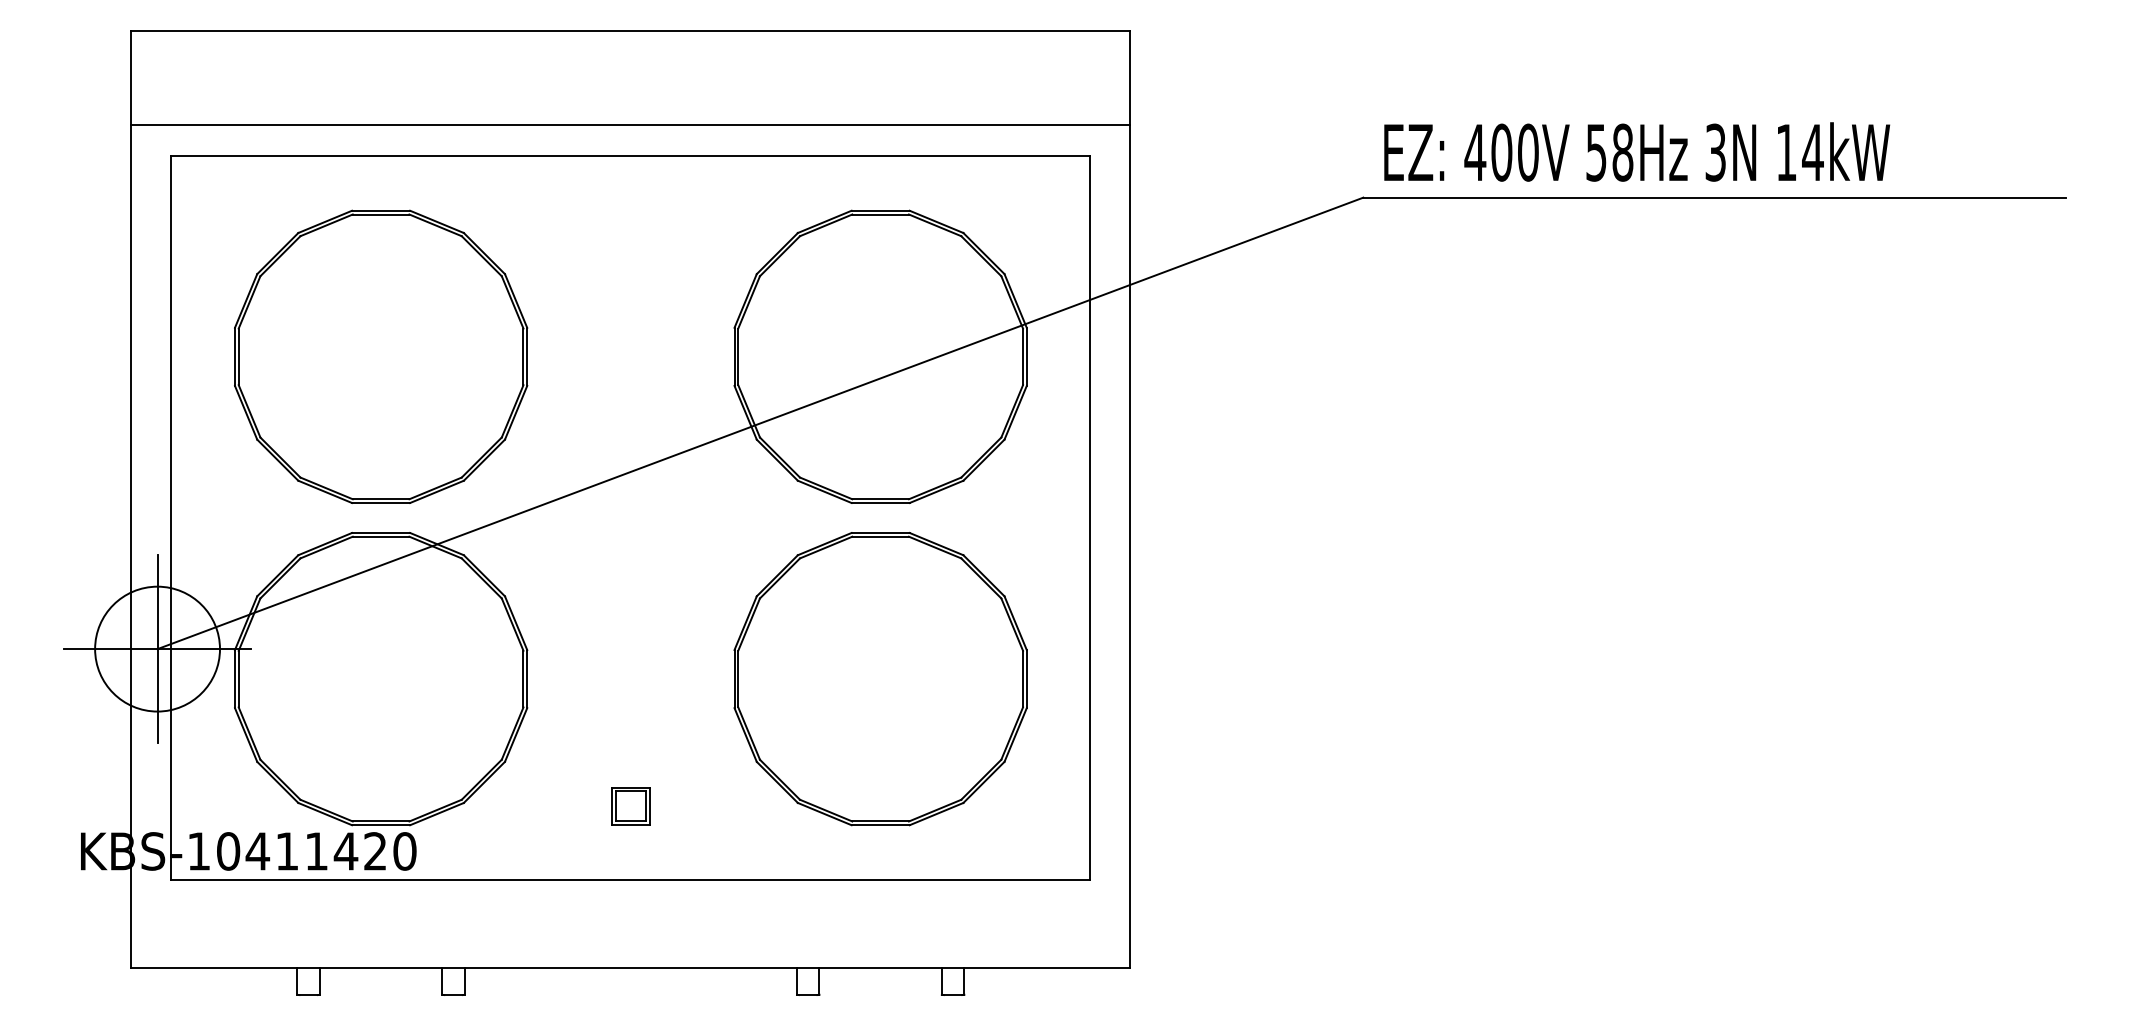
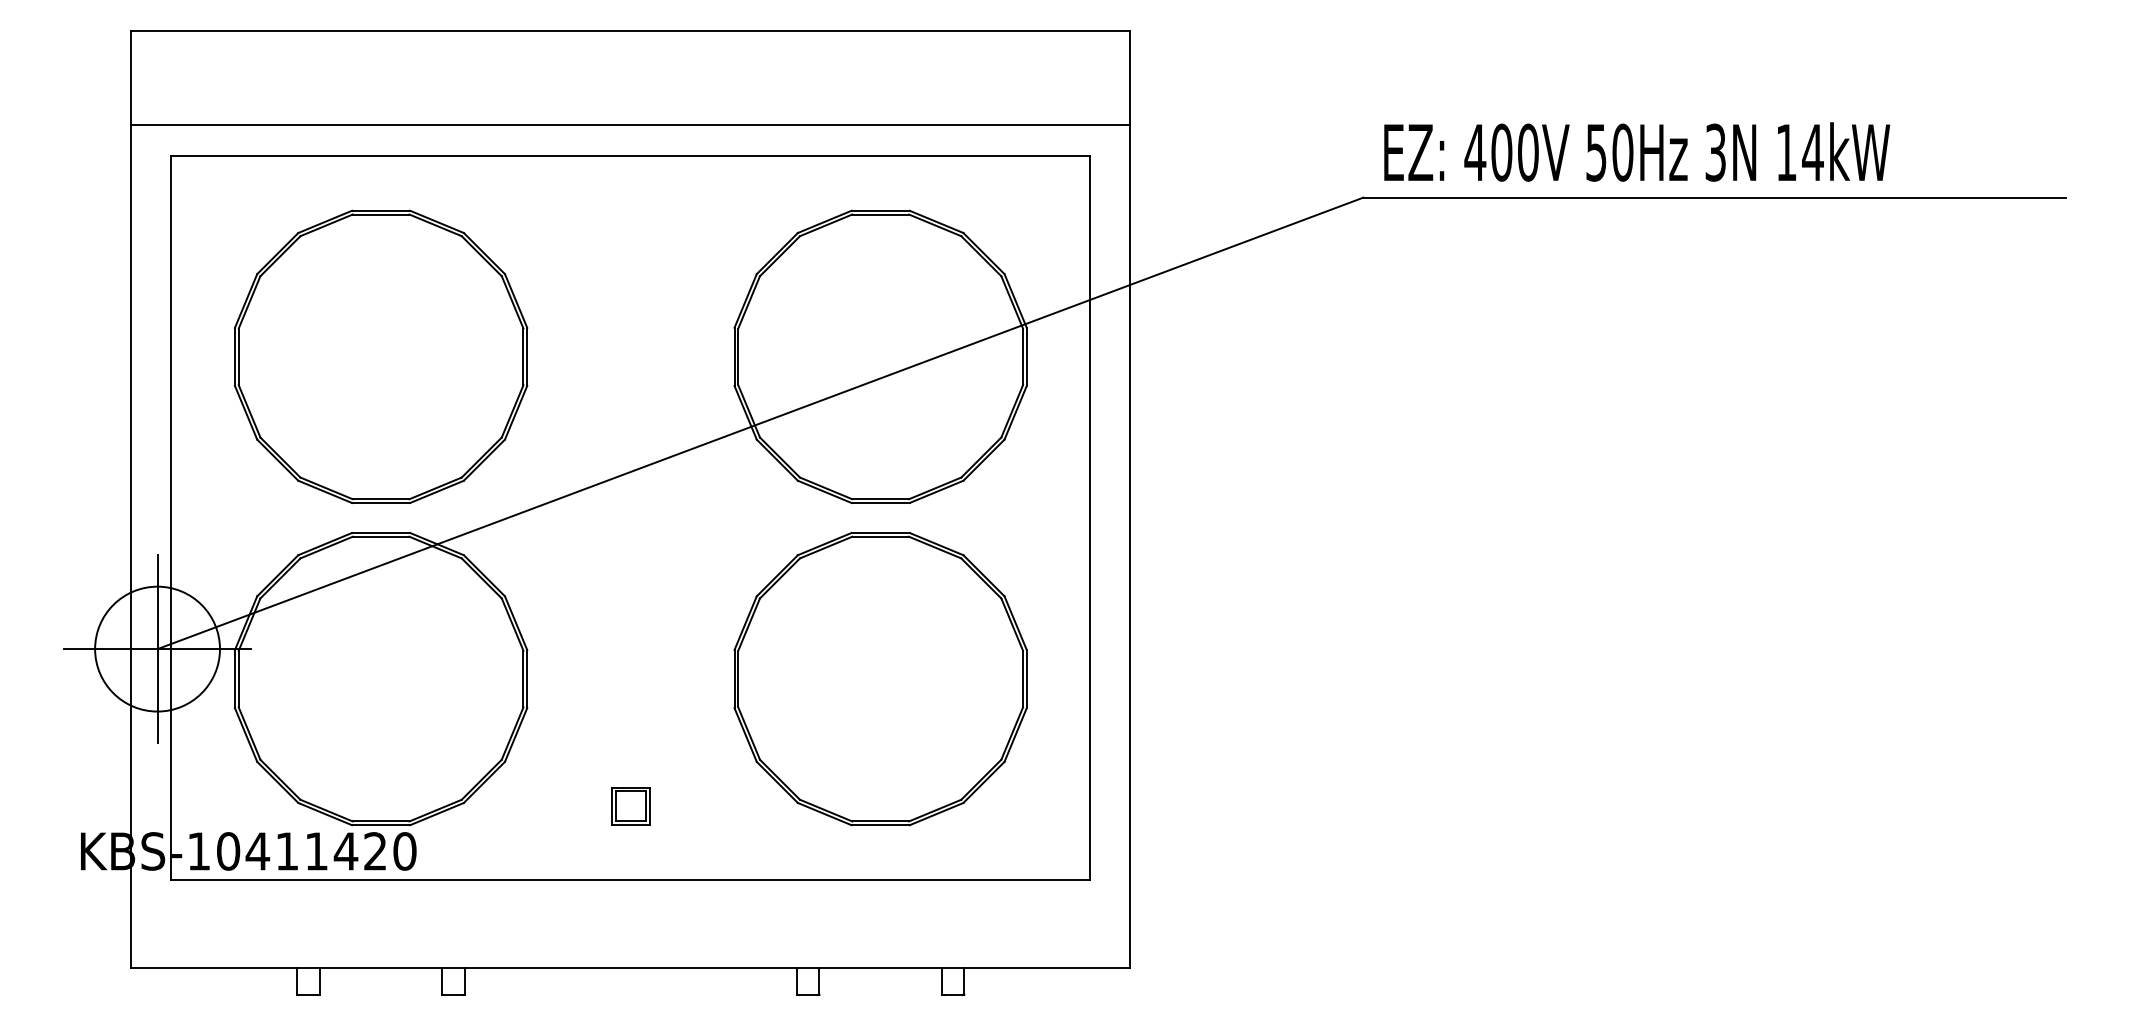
text: 58Hz -> 50Hz (1622, 152)
